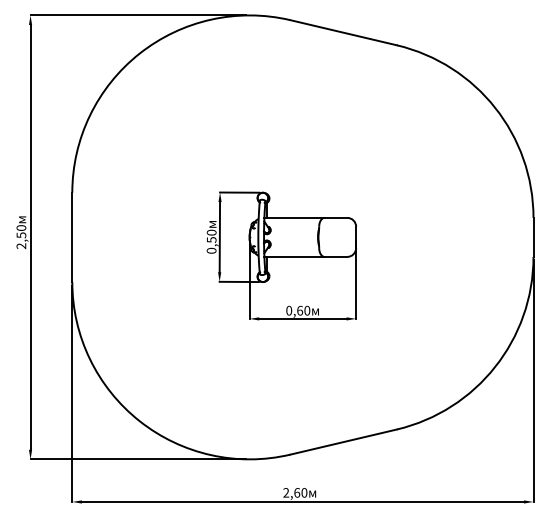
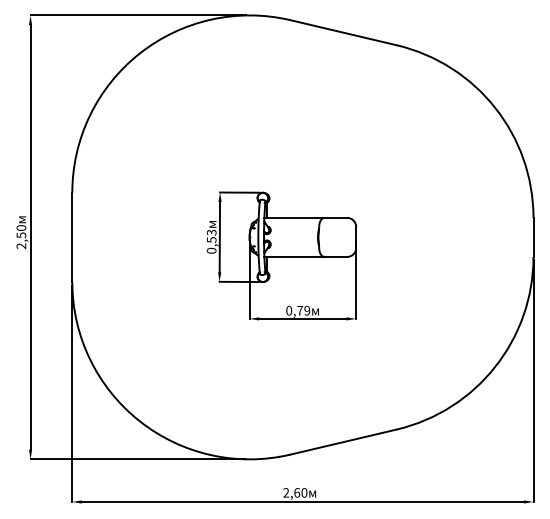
text: 0,50 -> 0,53 (211, 232)
text: 0,60 -> 0,79 (303, 310)
